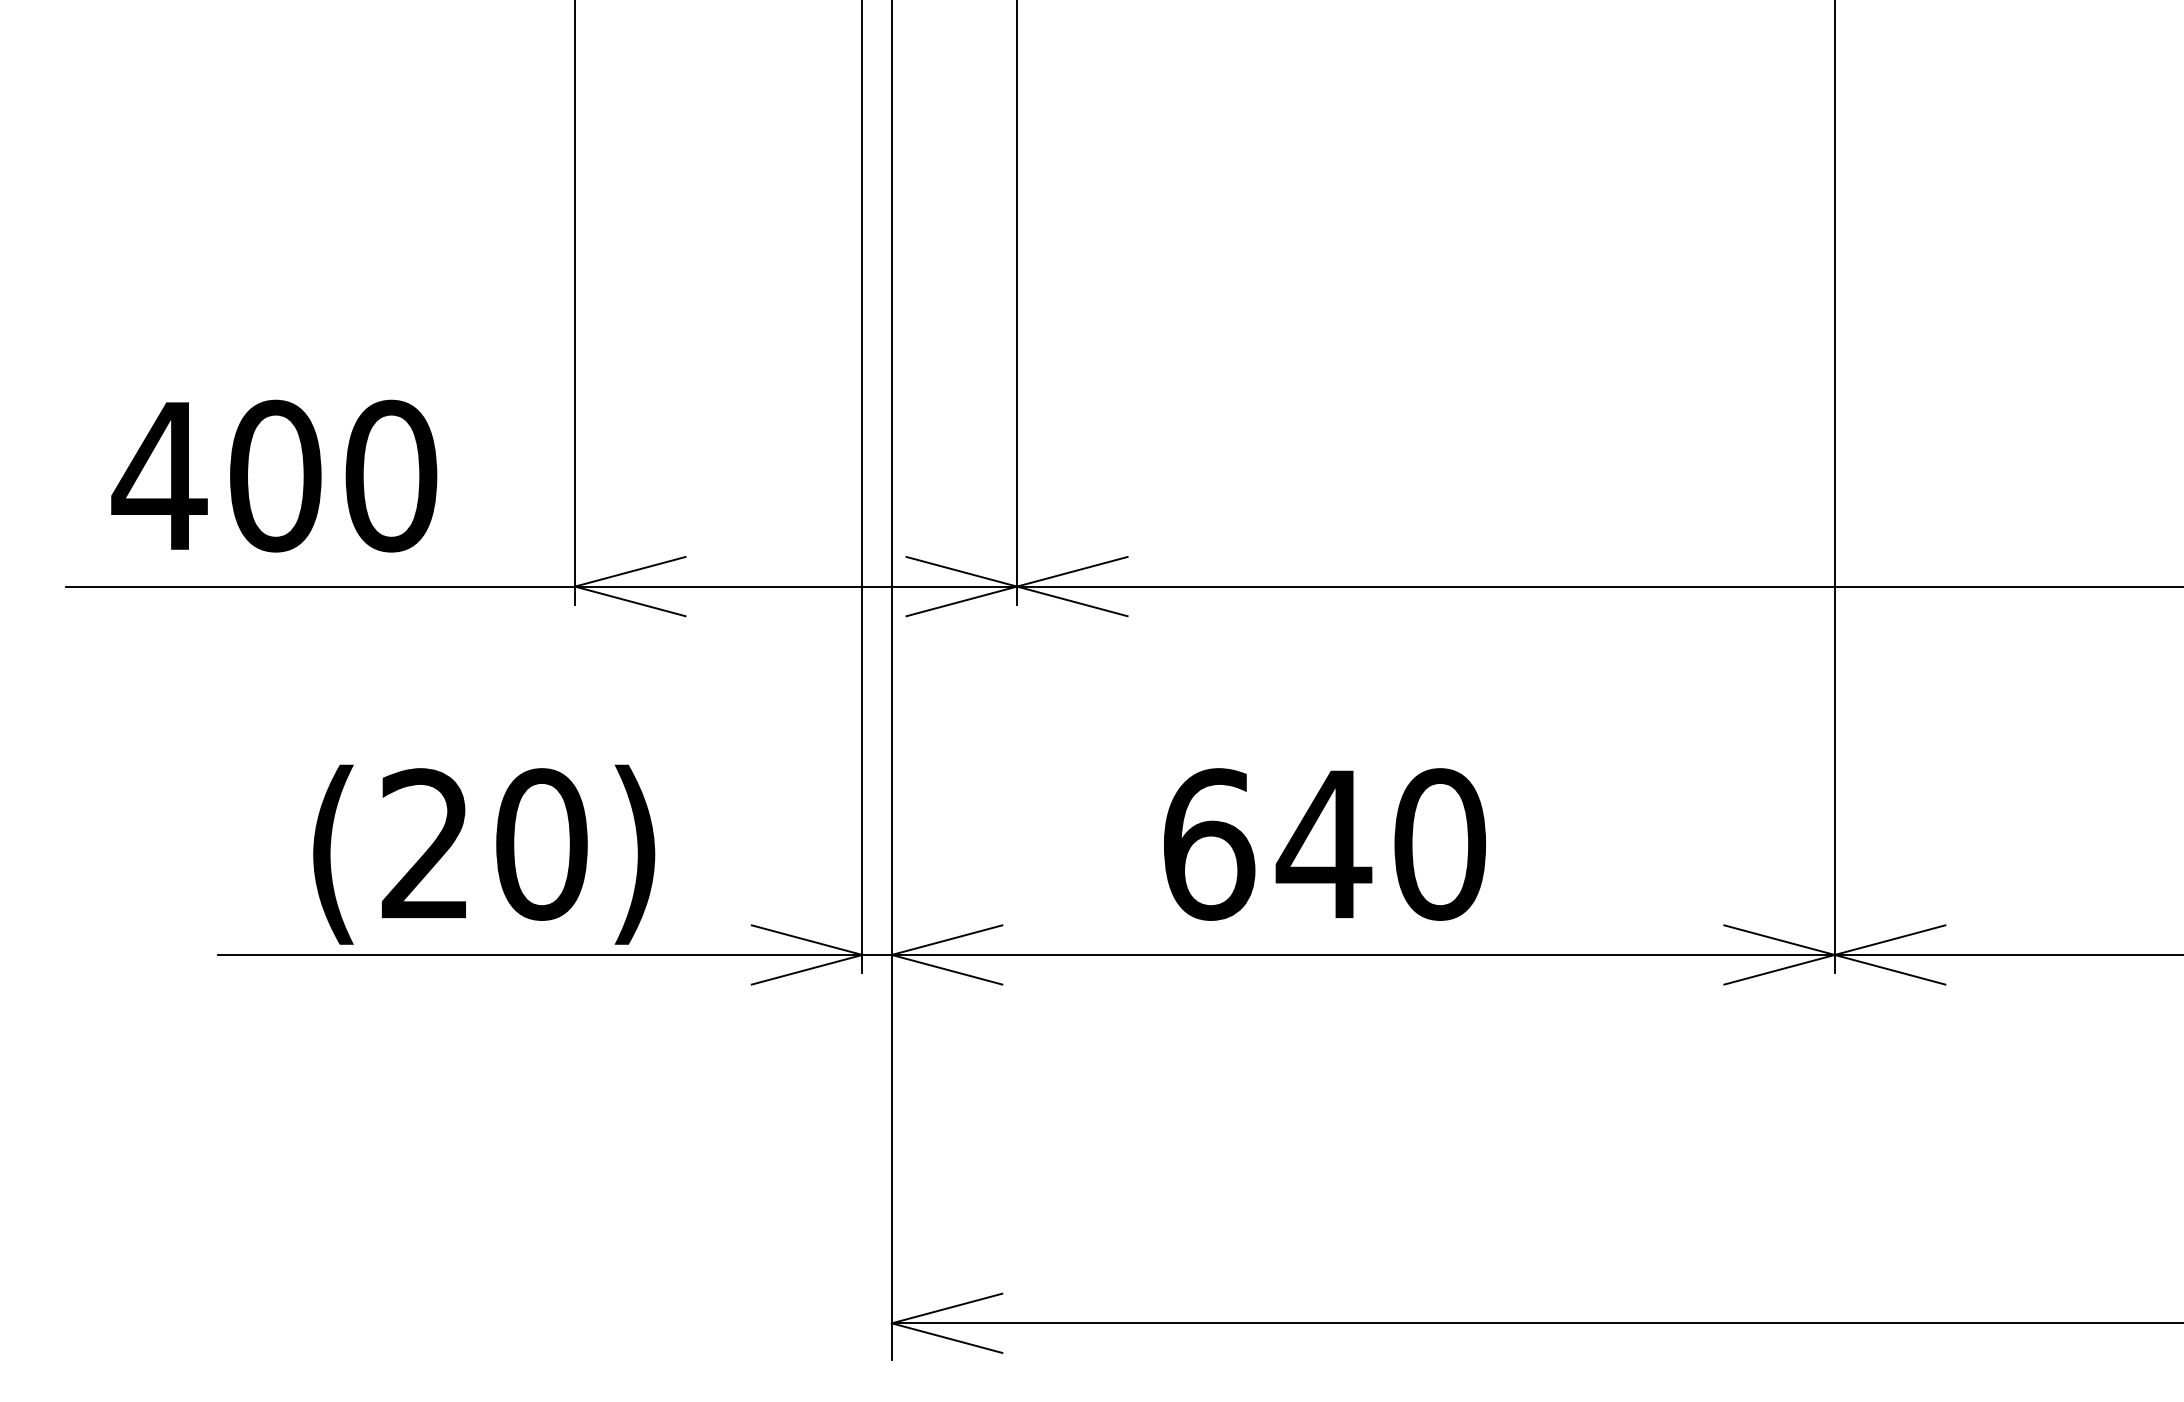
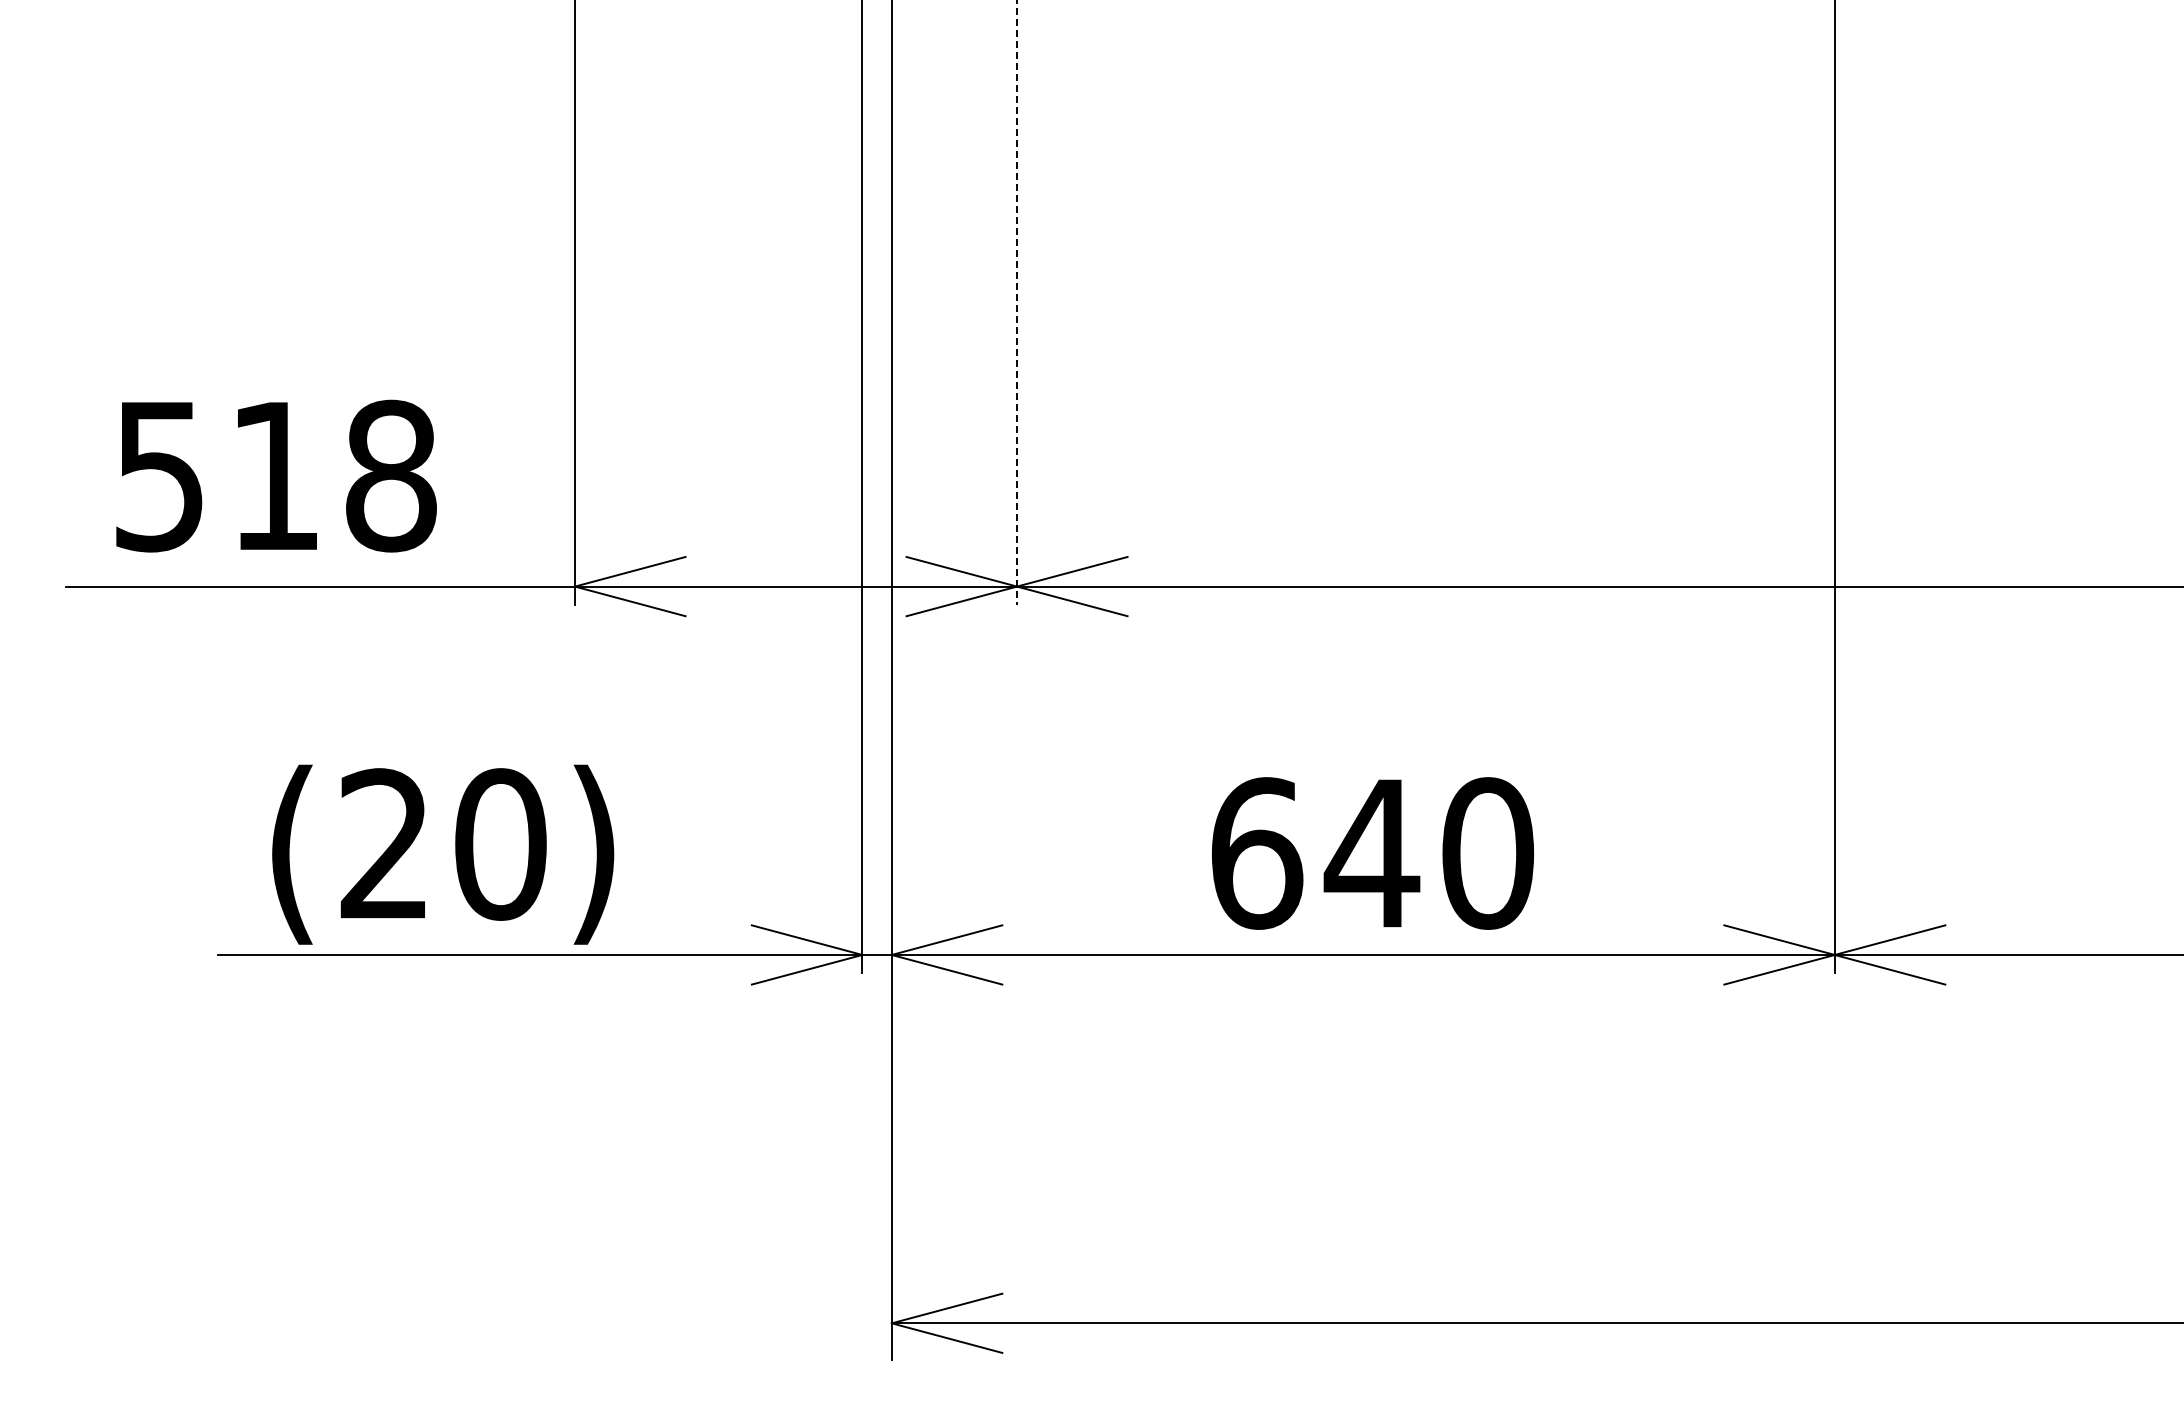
line: solid -> dashed (1017, 303)
text: 400 -> 518 (274, 475)
text position: (1324, 844) -> (1372, 853) (1372, 853)
text position: (484, 854) -> (443, 854) (443, 854)
